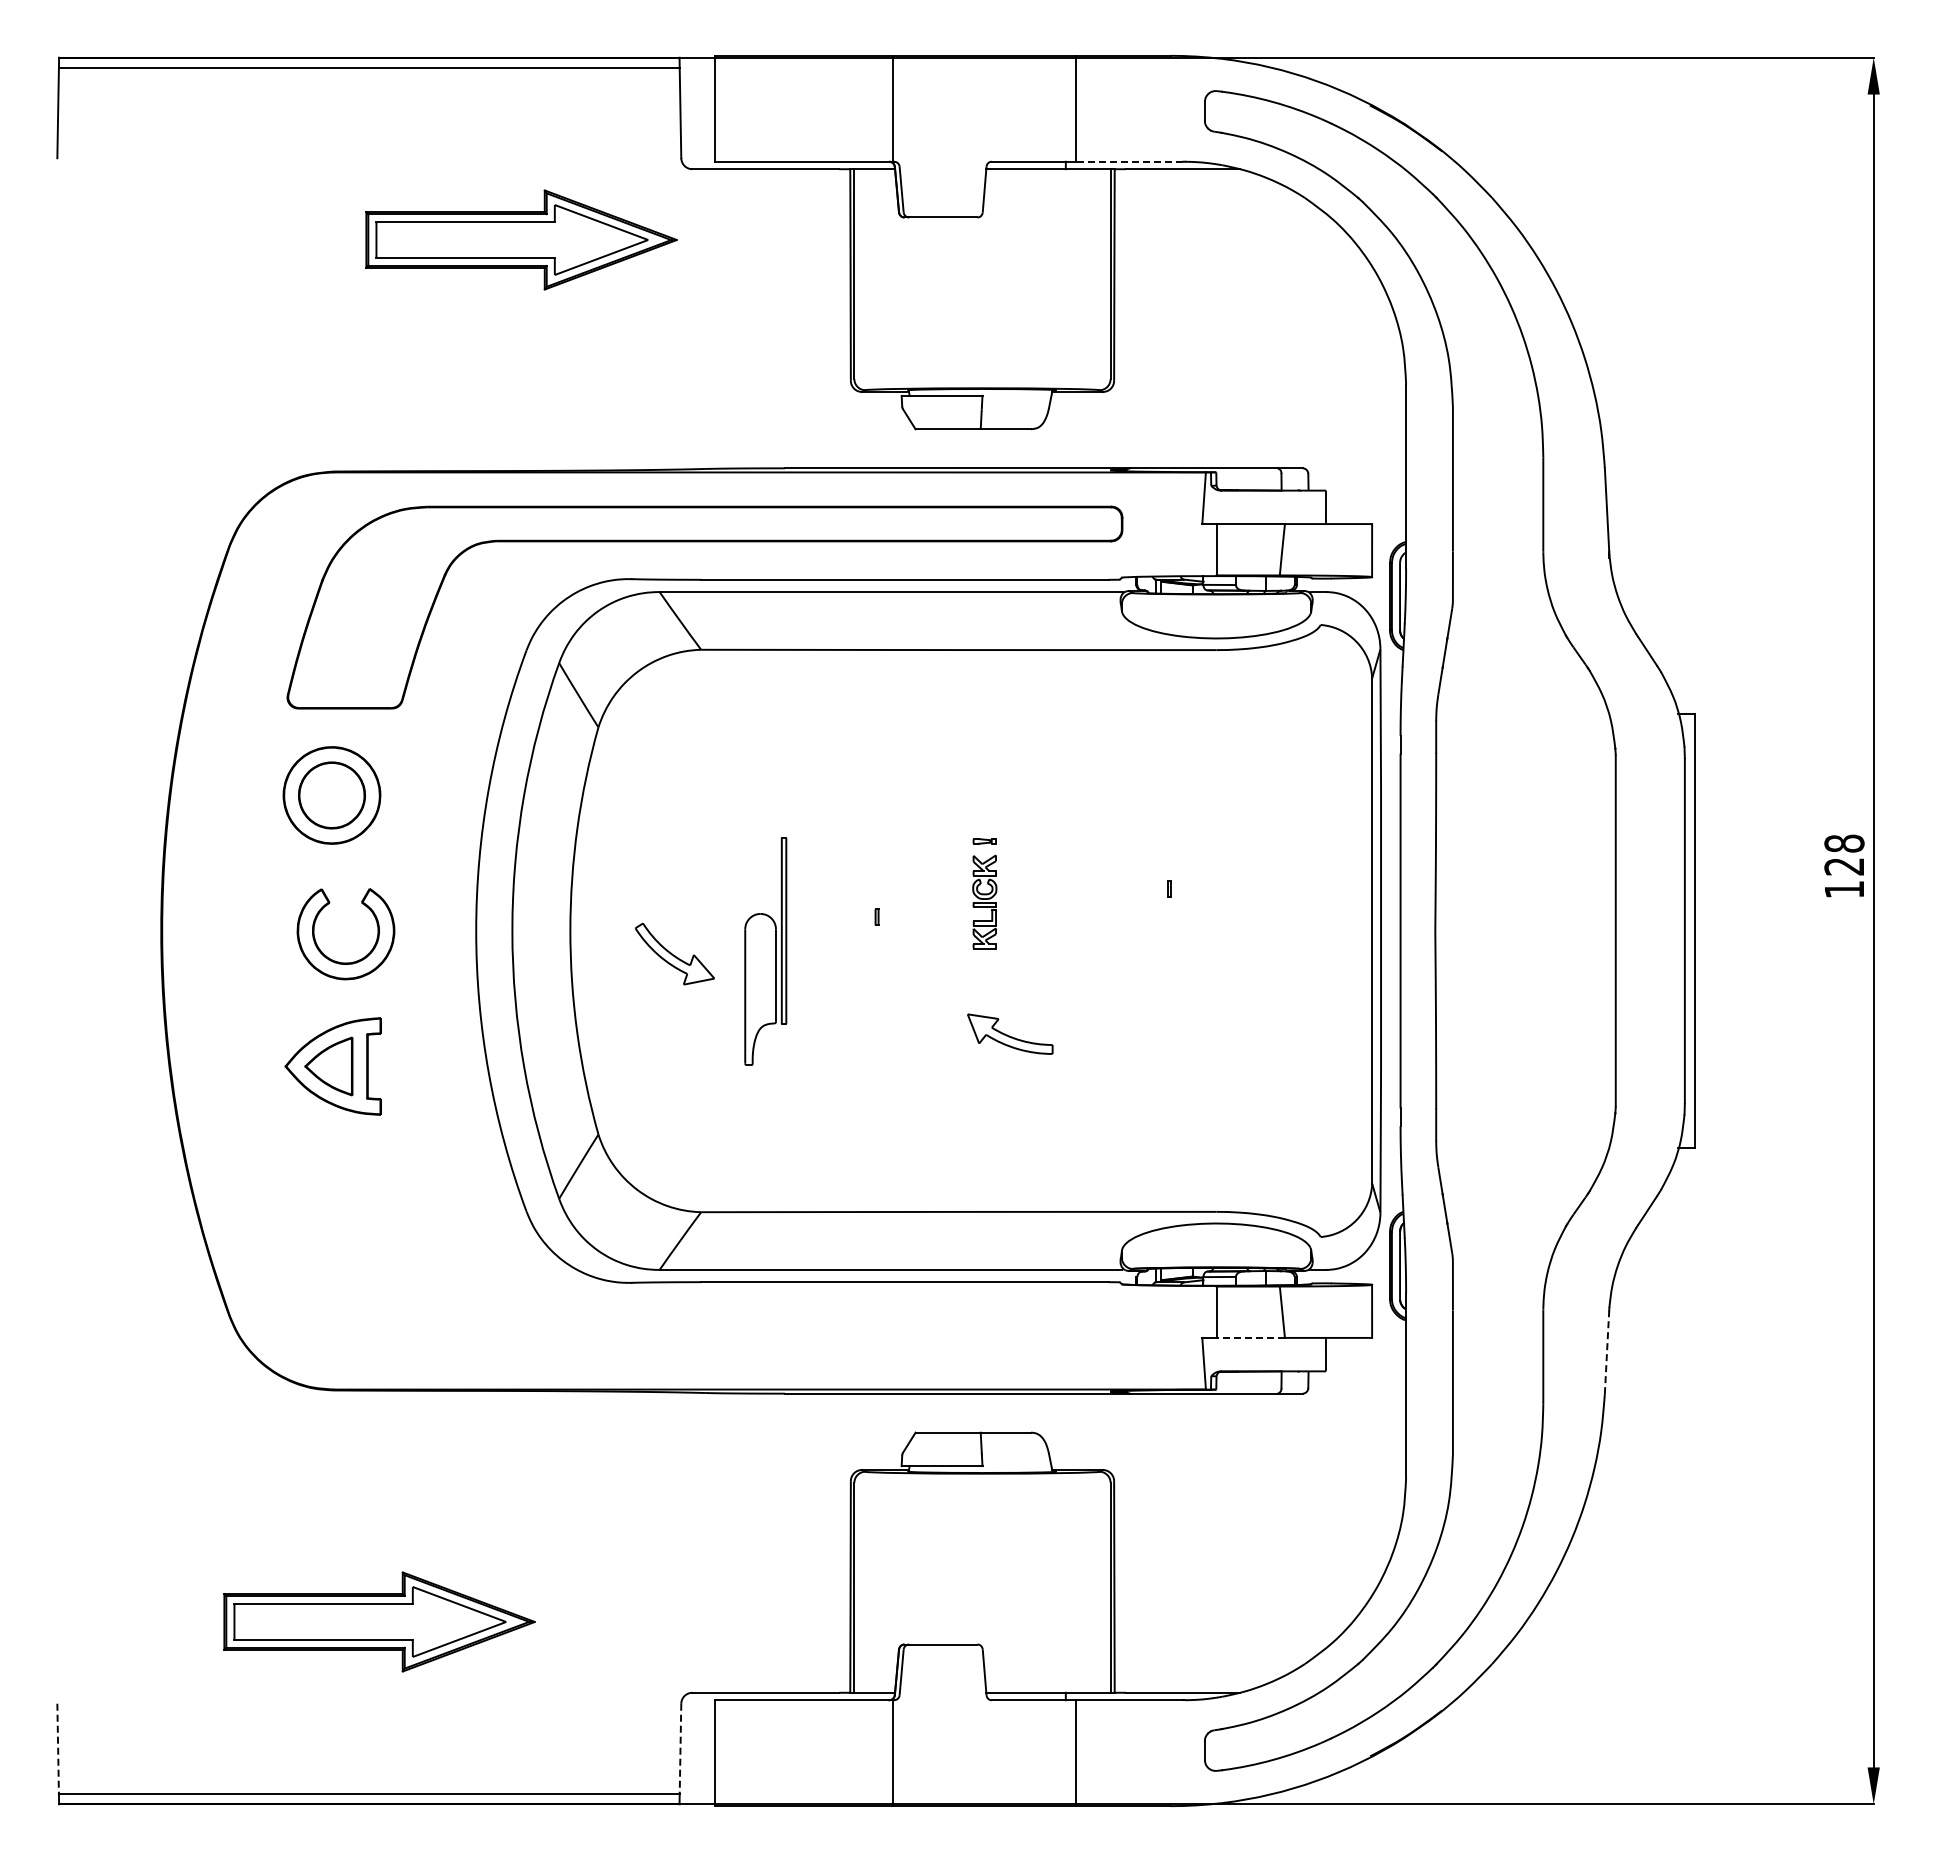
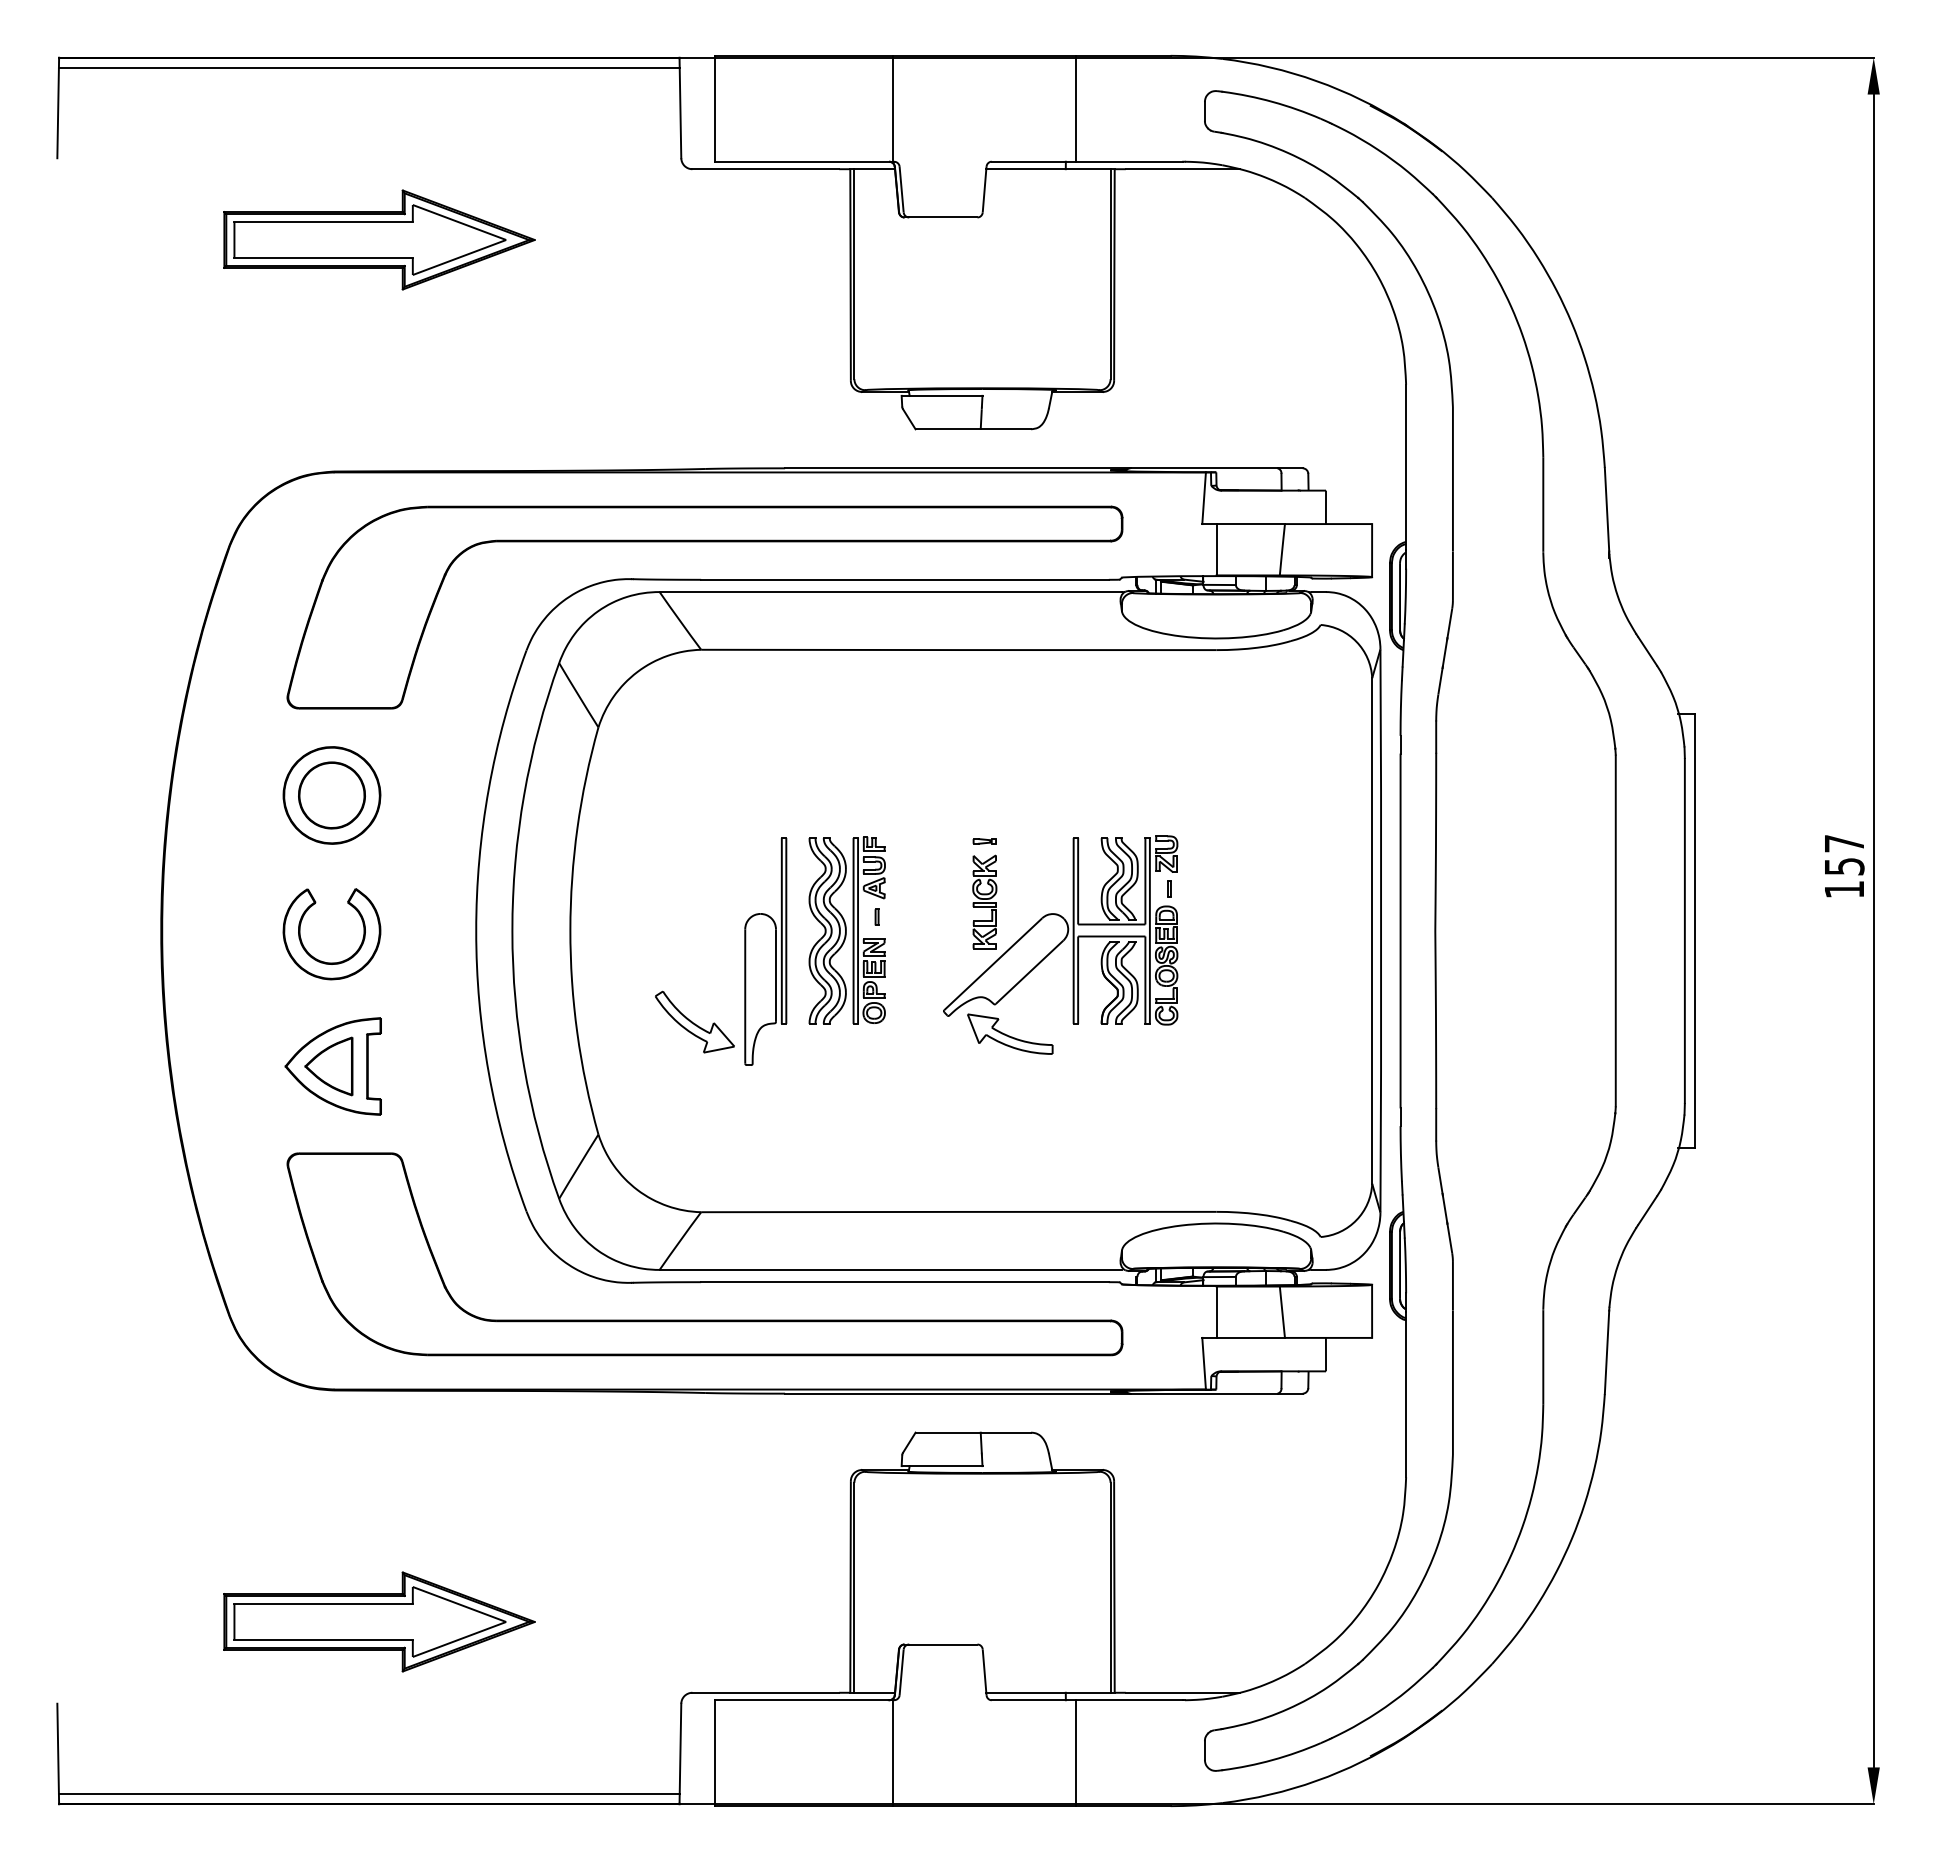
line: dashed -> solid (1129, 161)
part position: (521, 239) -> (379, 239) (379, 239)
text: 128 -> 157 (1844, 854)
part: none -> present (846, 930)
part: none -> present (1060, 930)
part position: (674, 953) -> (694, 1021) (694, 1021)
part position: (339, 961) -> (325, 961) (325, 961)
part: none -> present (704, 1319)
line: dashed -> solid (1250, 1337)
line: dashed -> solid (1607, 1352)
line: dashed -> solid (58, 1748)
line: dashed -> solid (680, 1748)
